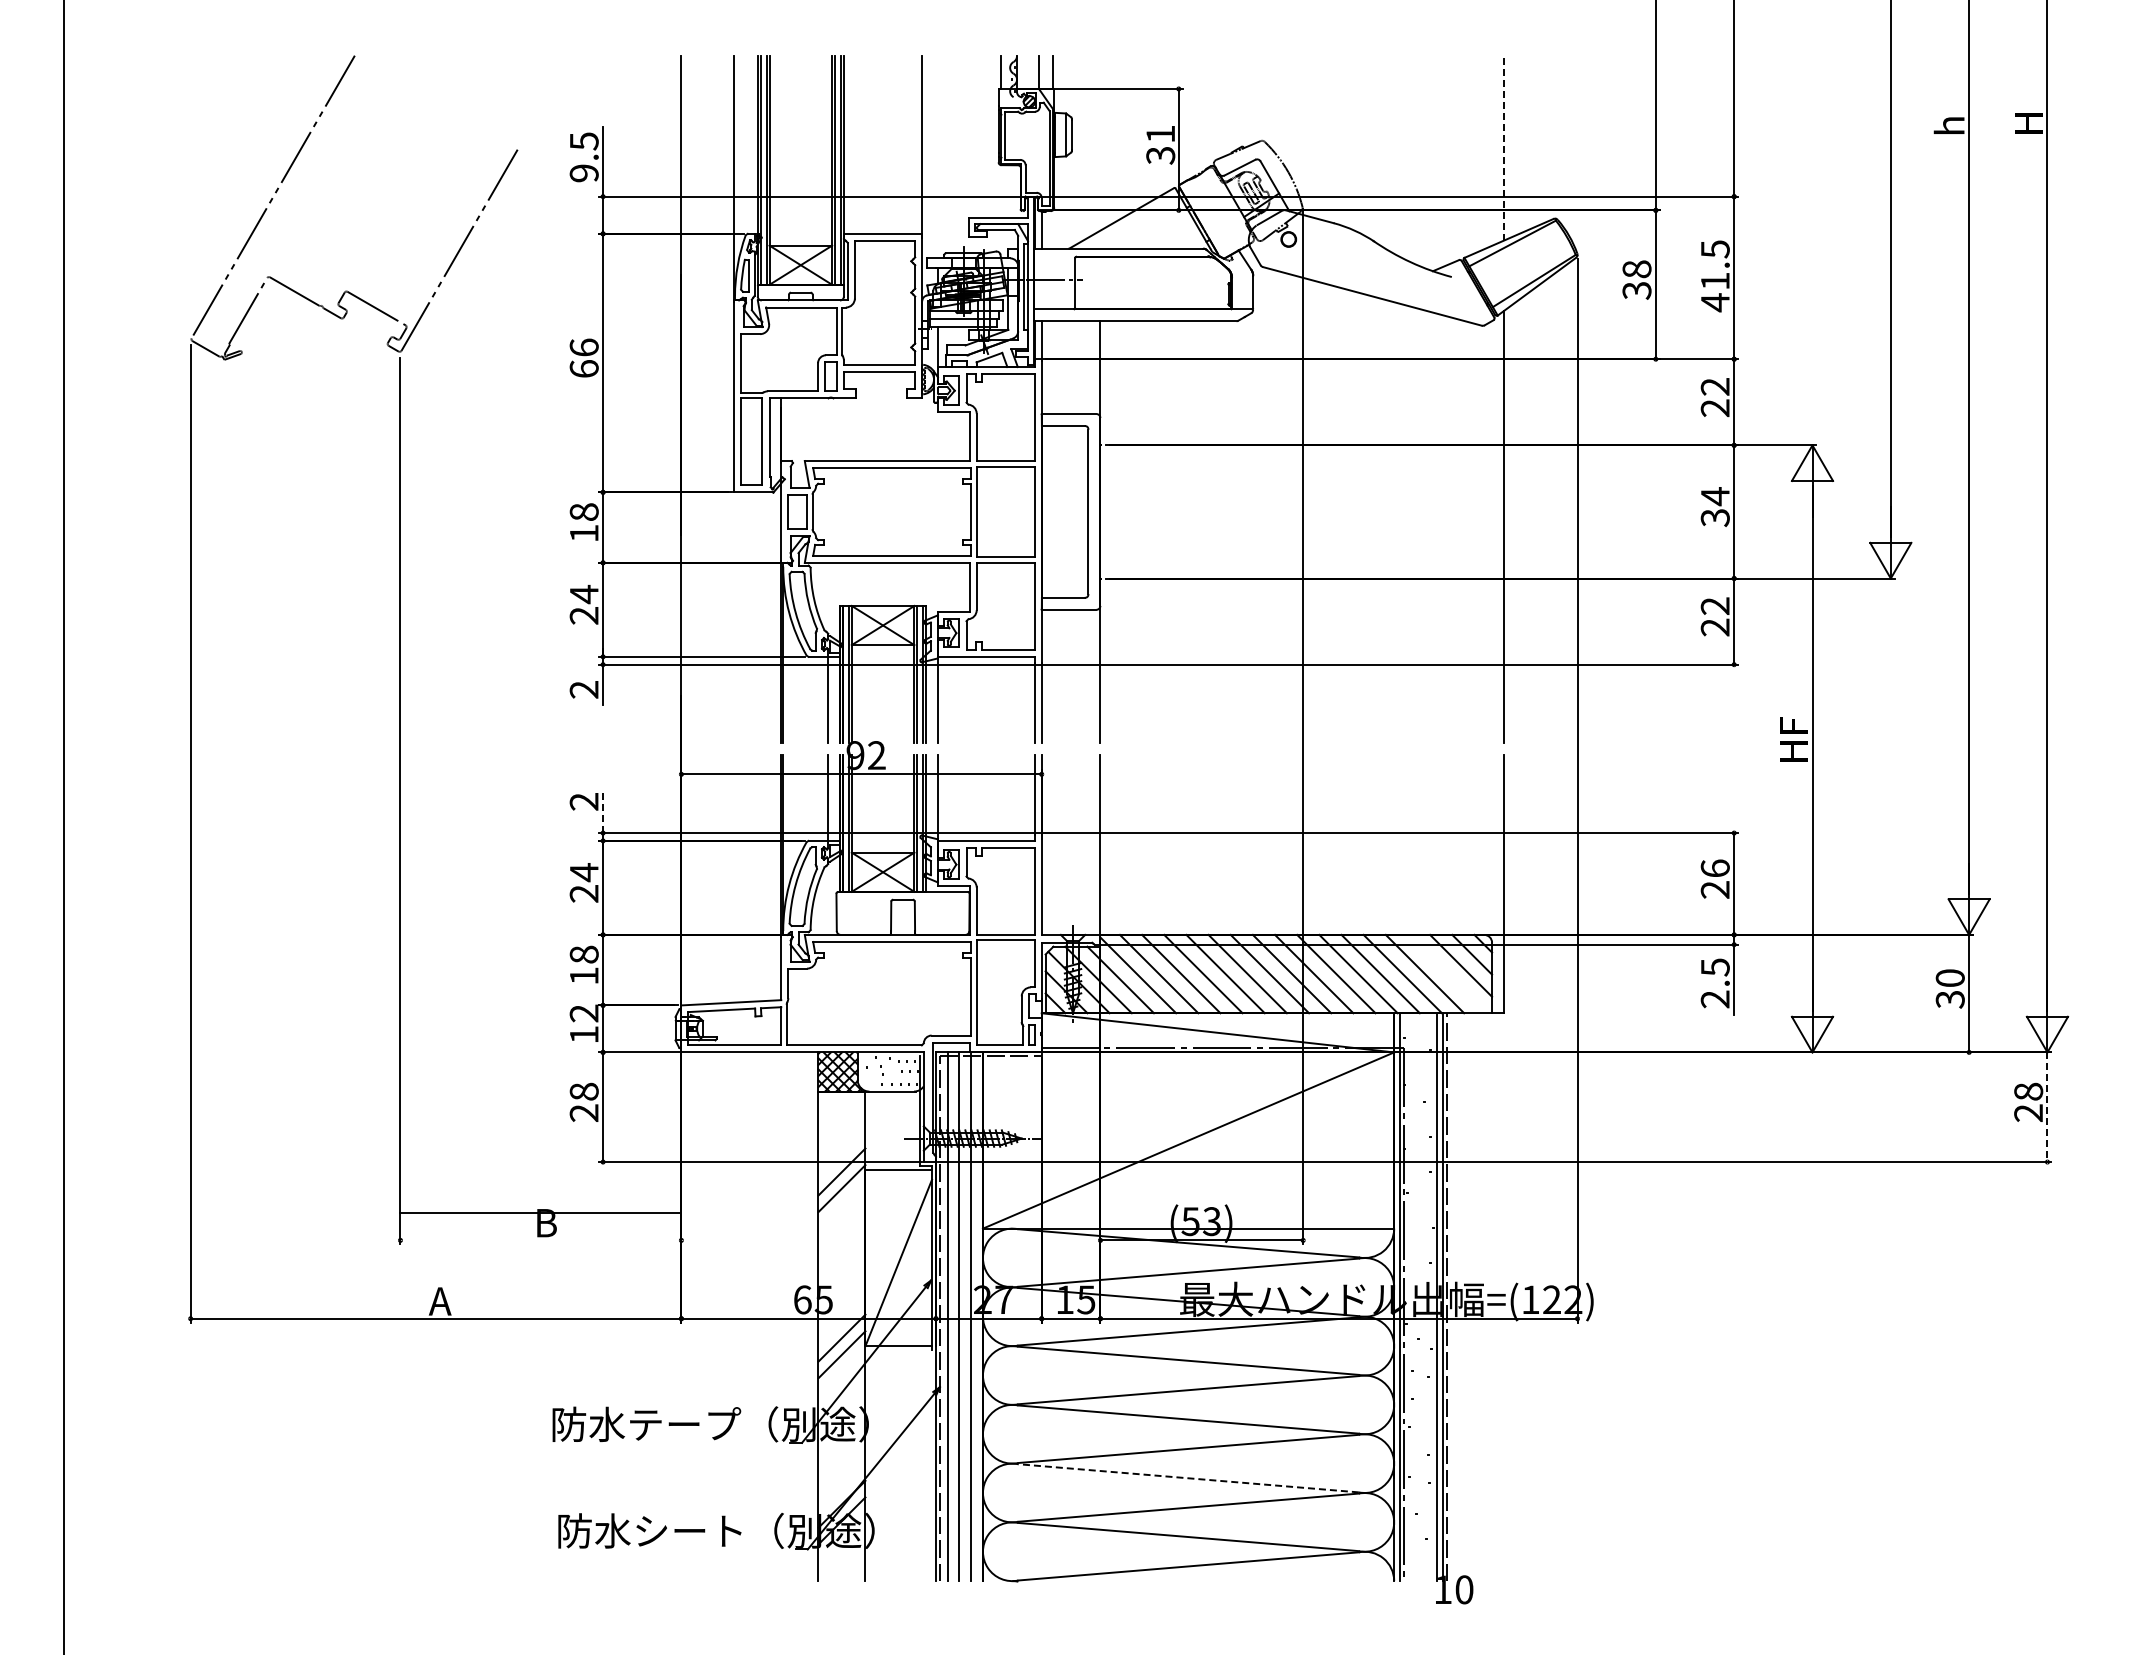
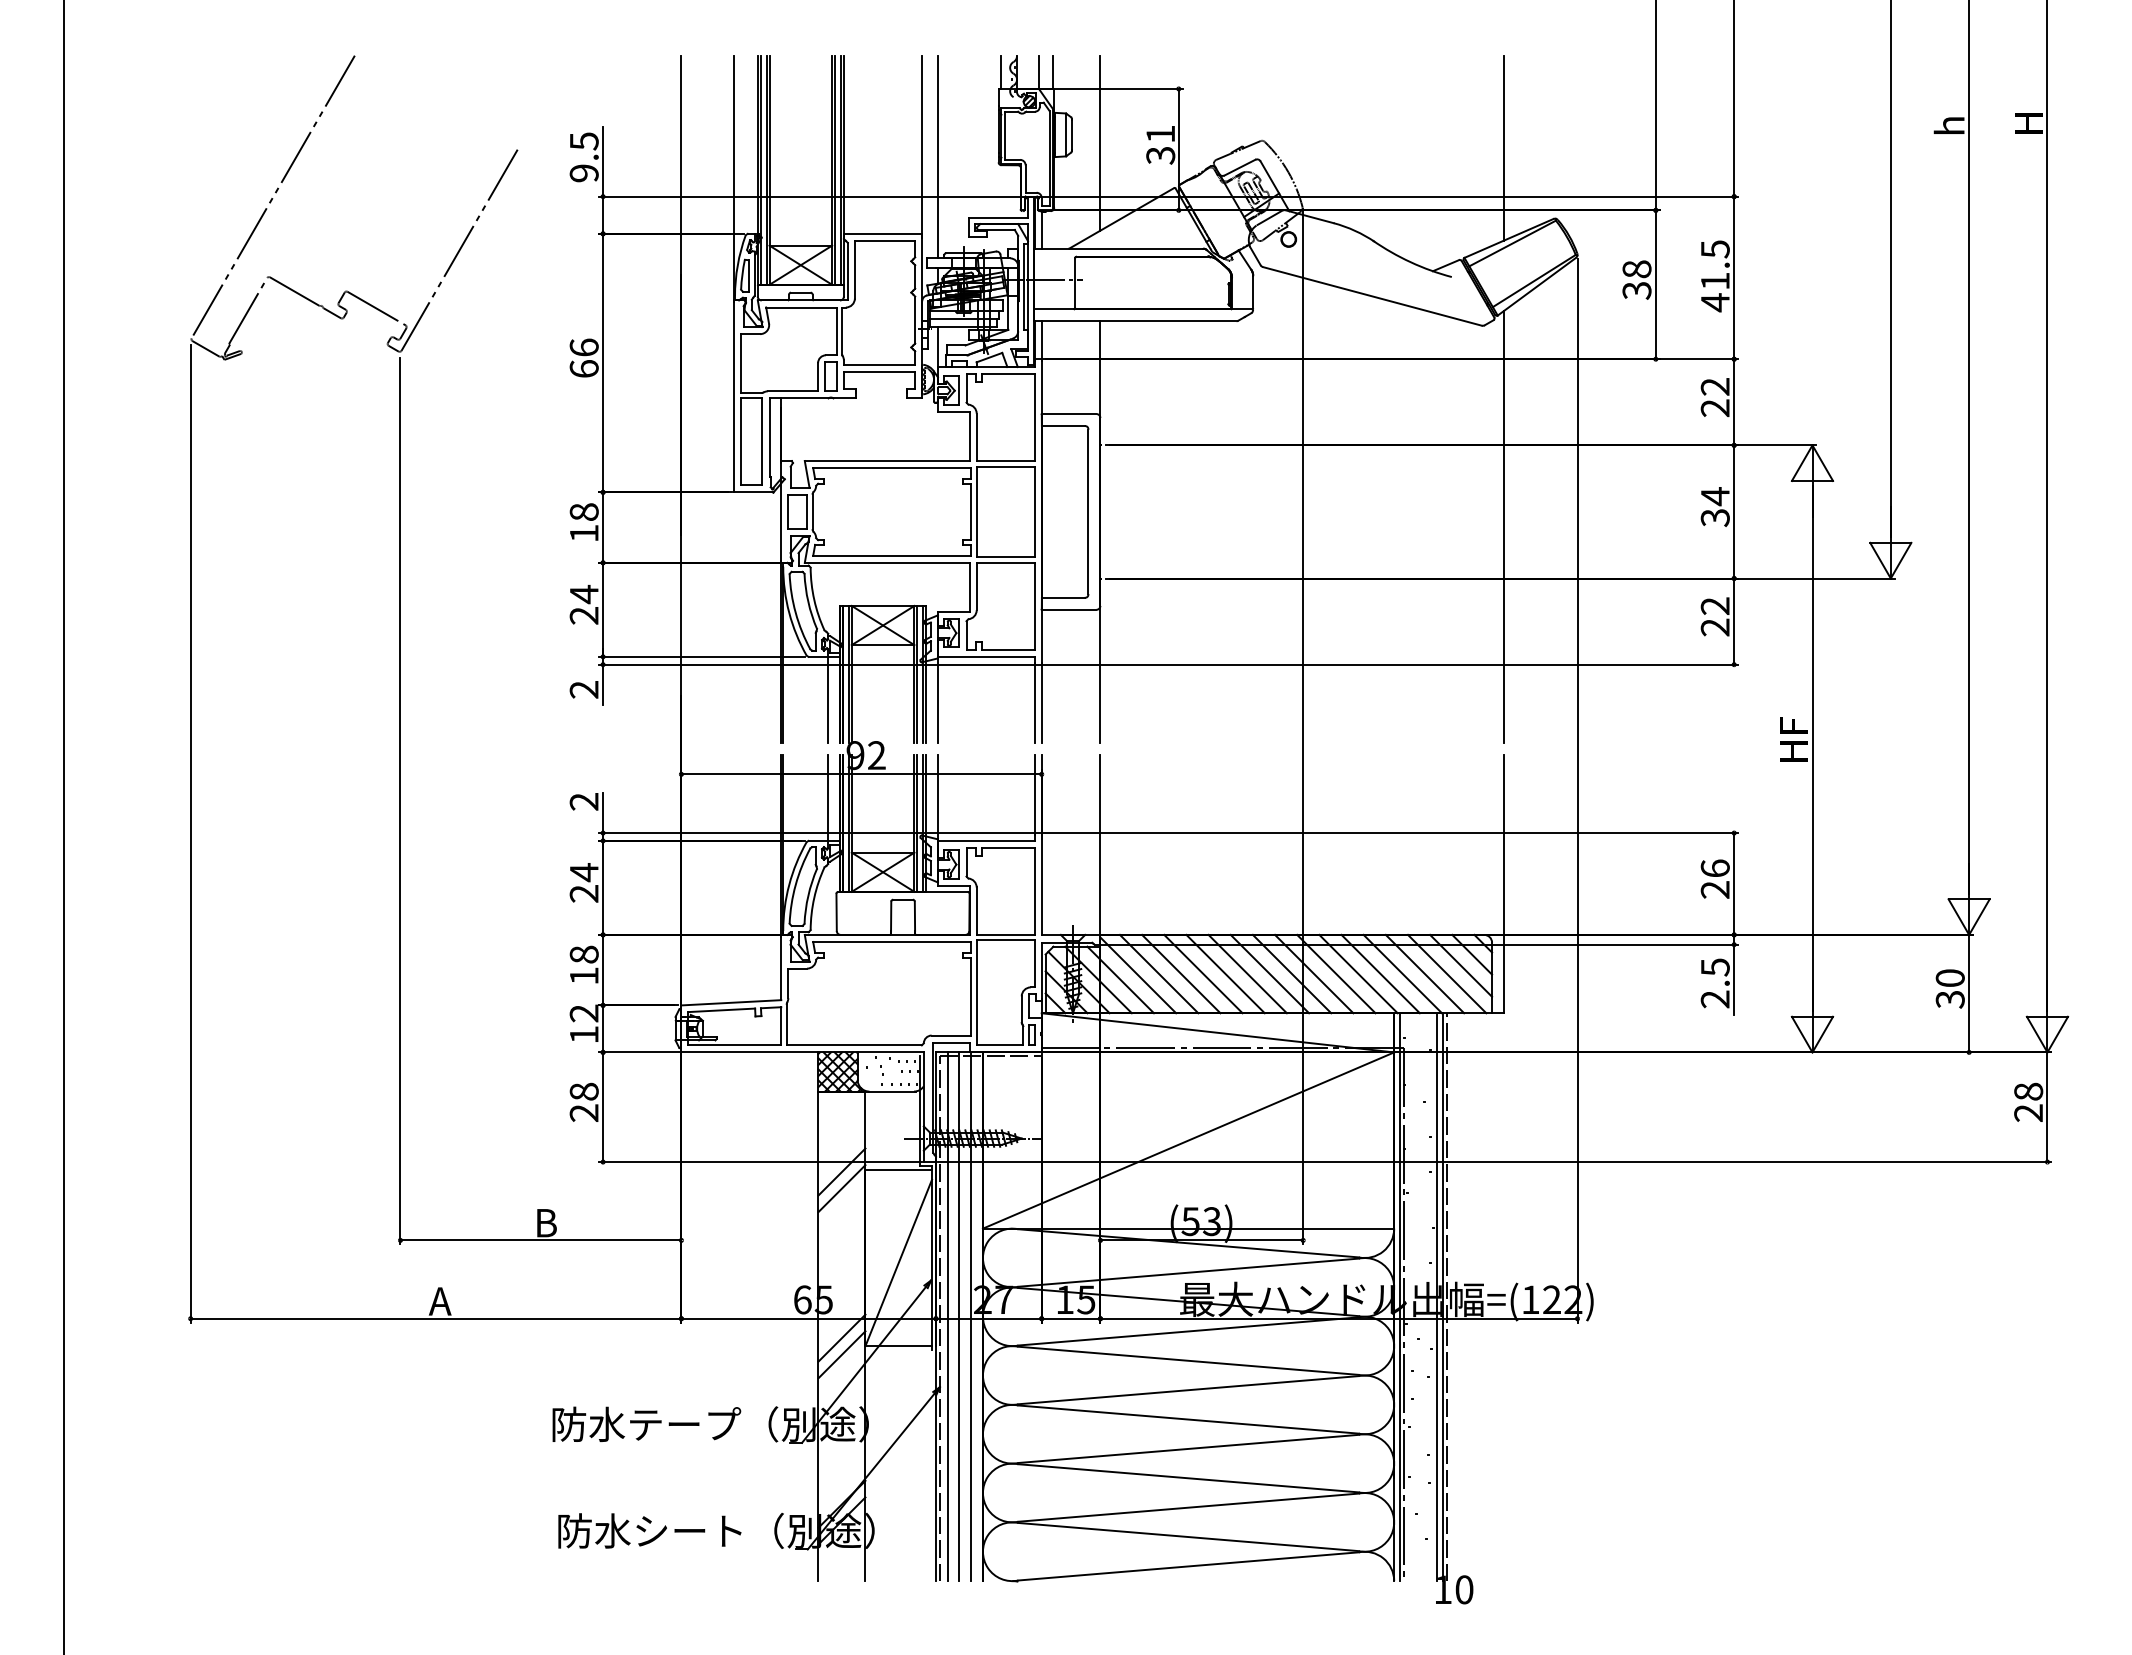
line: none -> present (1100, 142)
line: dashed -> solid (1503, 148)
line: none -> present (937, 156)
line: dashed -> solid (603, 812)
line: none -> present (1447, 973)
line: dashed -> solid (2047, 1107)
line position: (540, 1213) -> (540, 1240) (540, 1240)
line: dashed -> solid (1188, 1478)
